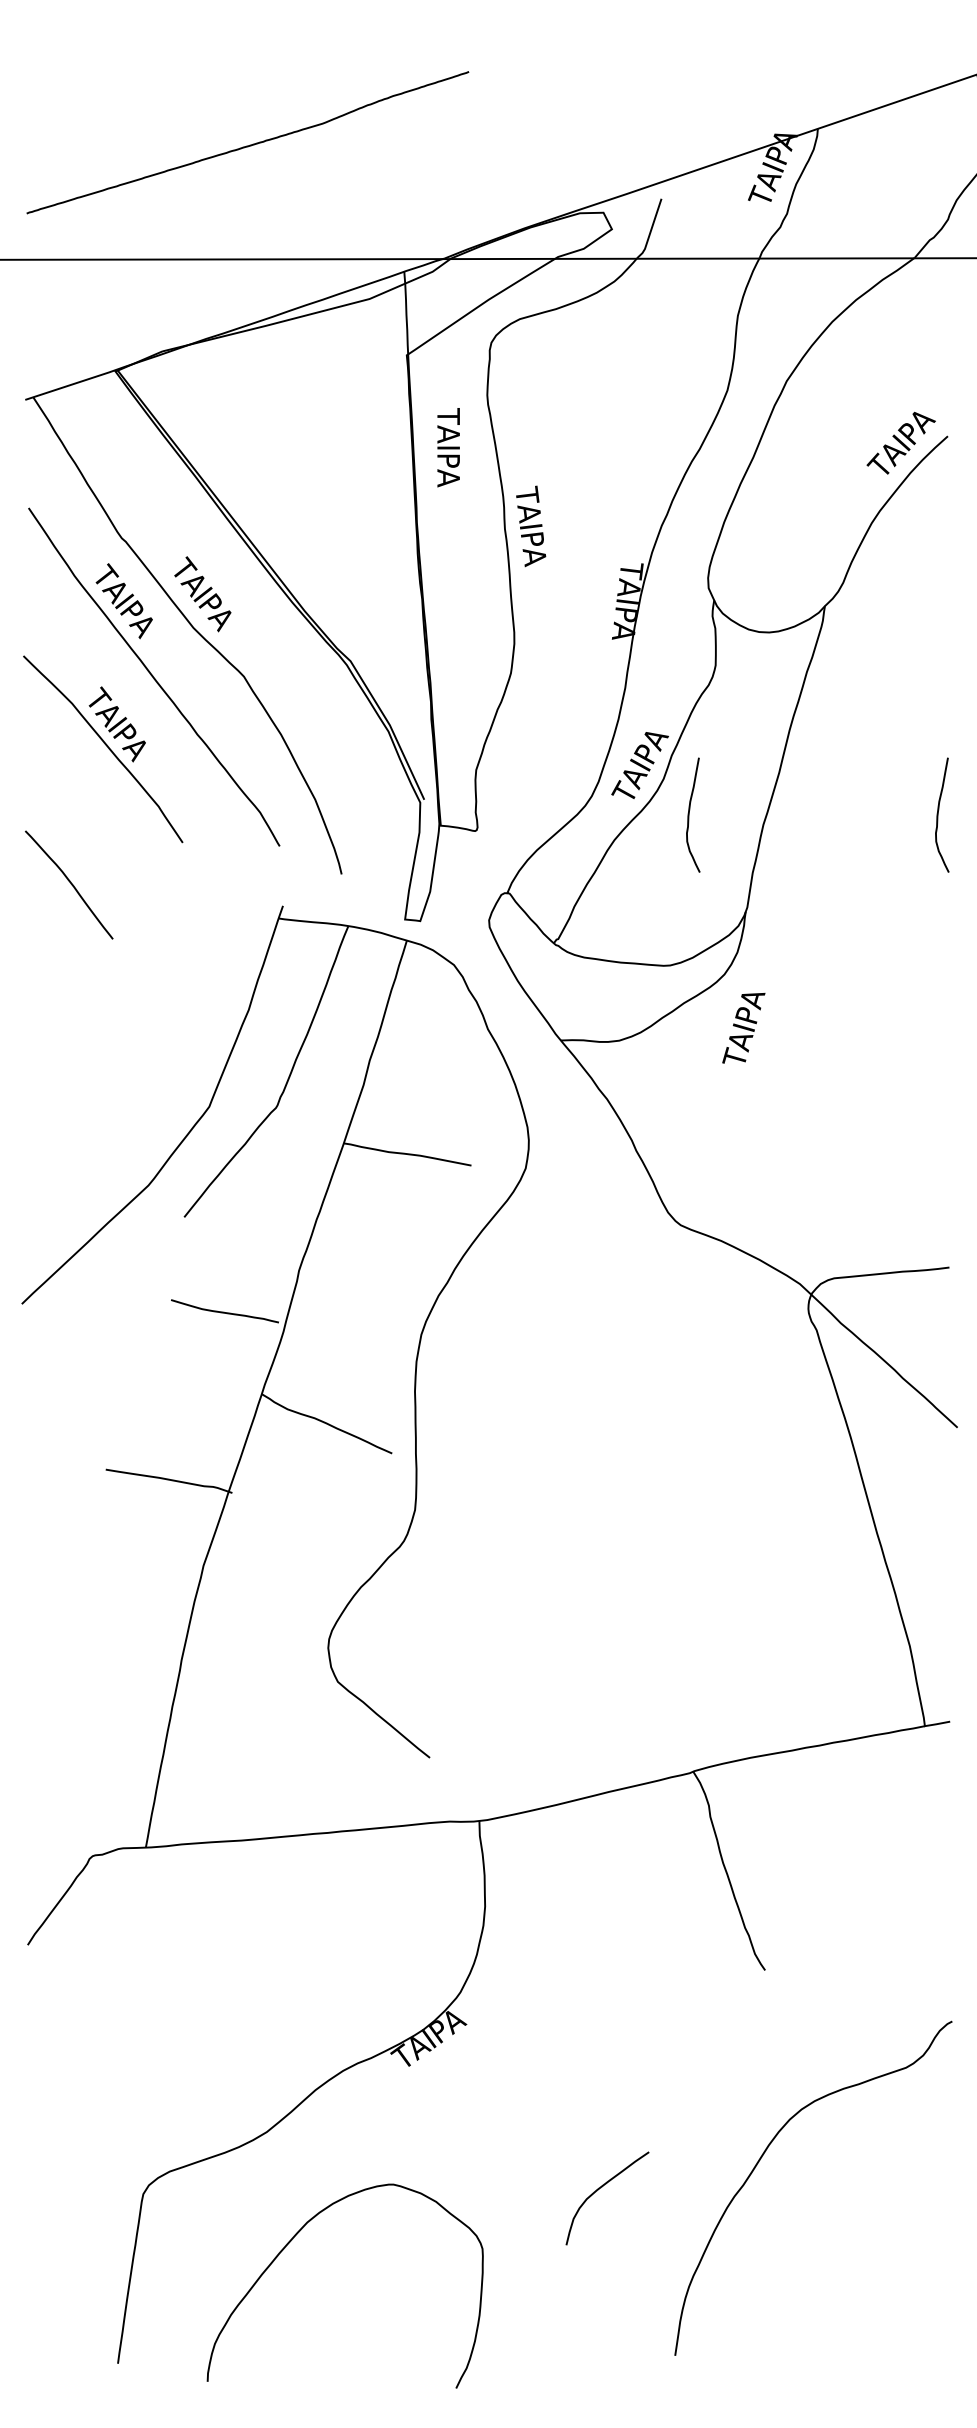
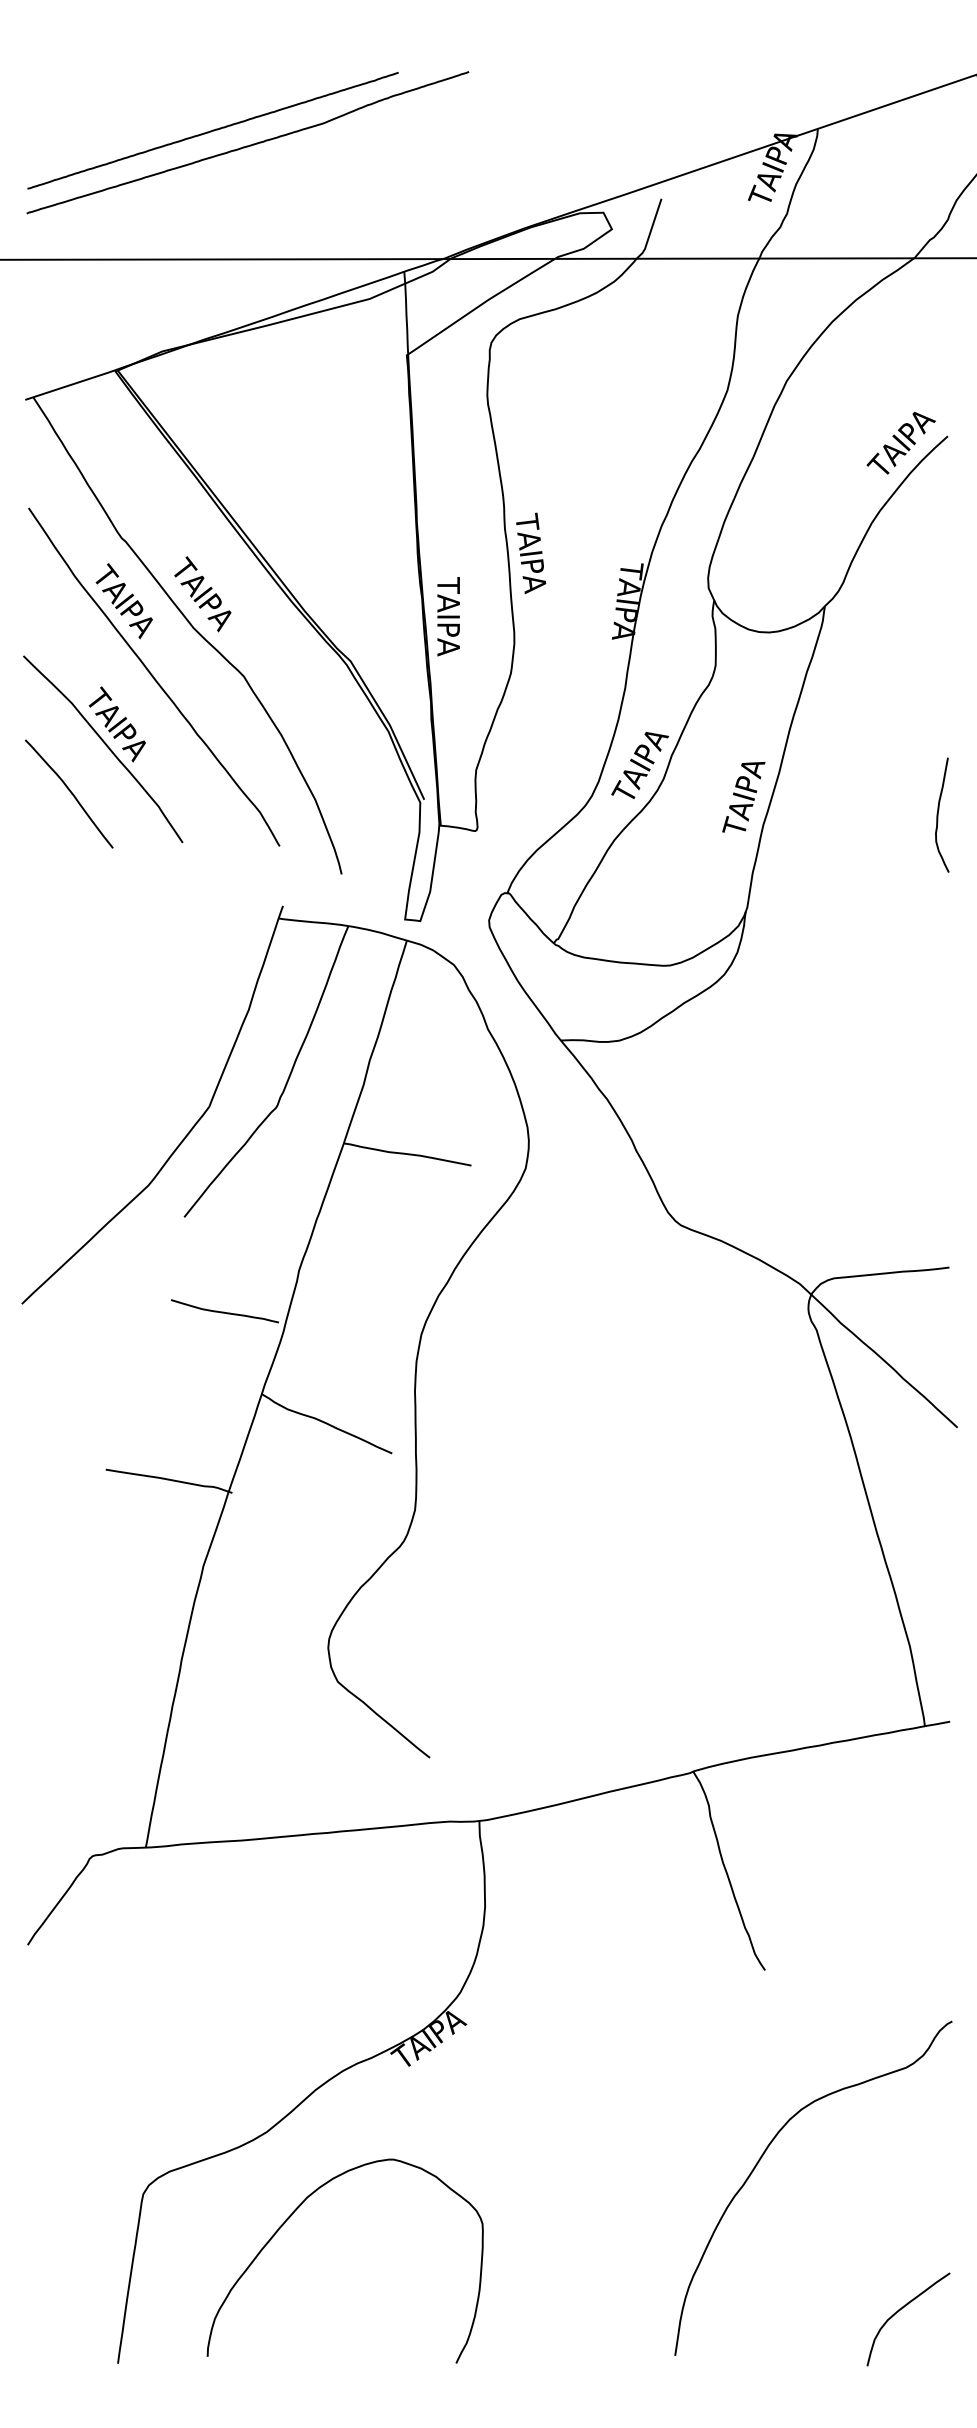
line: none -> present (212, 130)
text position: (448, 447) -> (448, 616) (448, 616)
text position: (531, 526) -> (531, 553) (531, 553)
curve: present -> none (689, 814)
curve position: (70, 884) -> (70, 793) (70, 793)
text position: (743, 1028) -> (743, 797) (743, 797)
curve position: (599, 2189) -> (900, 2310) (900, 2310)
curve position: (292, 2240) -> (292, 2215) (292, 2215)
